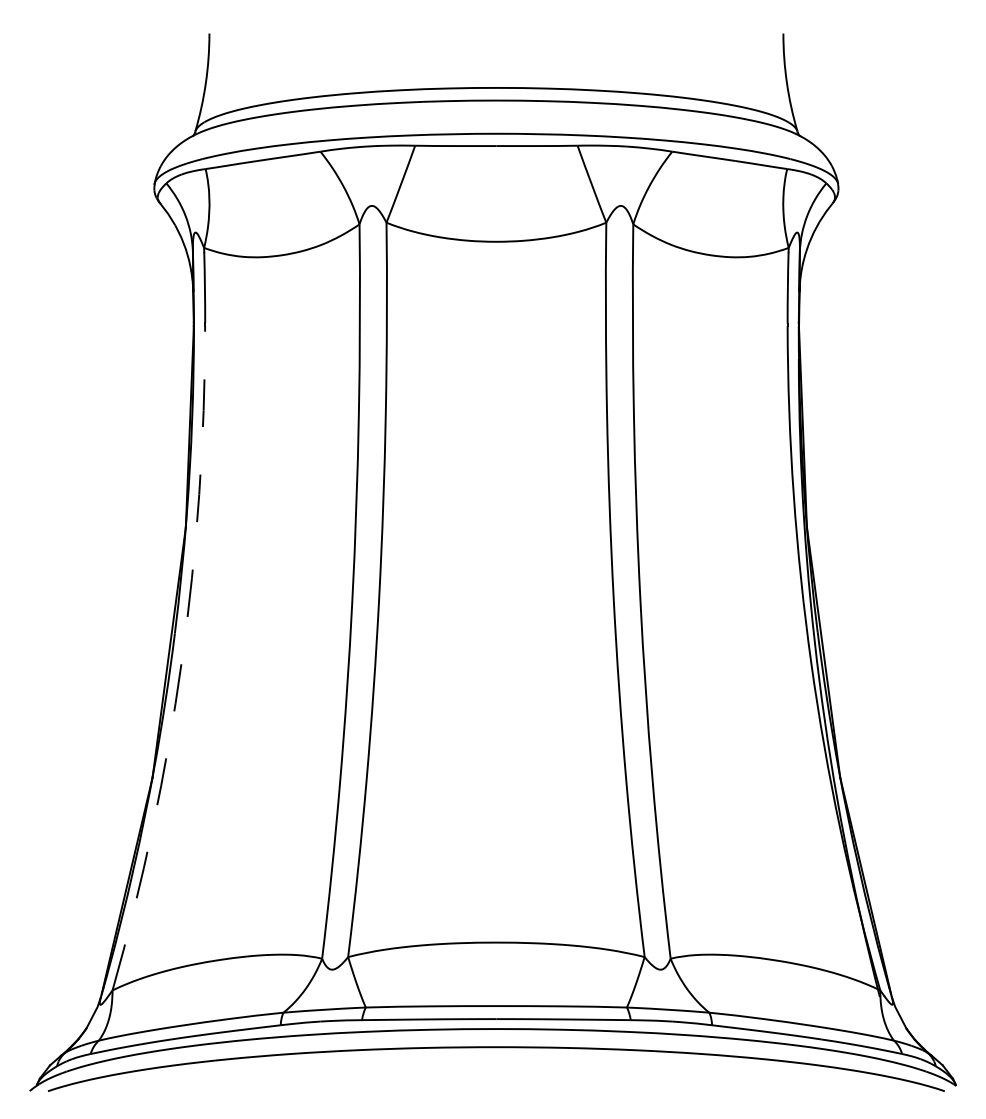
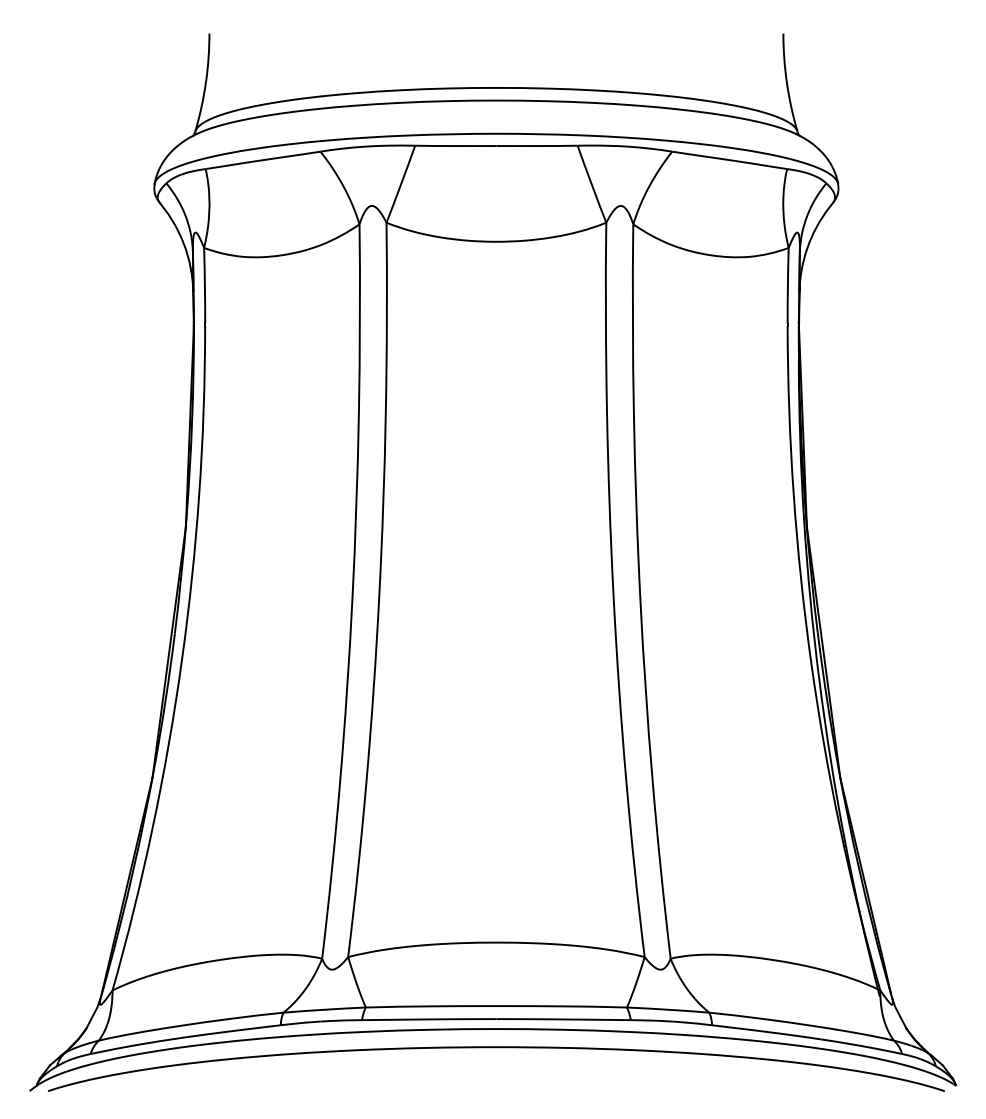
arc: dashed -> solid (181, 661)
